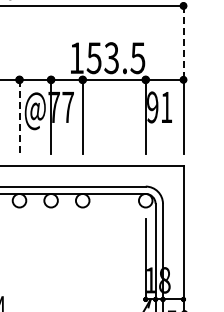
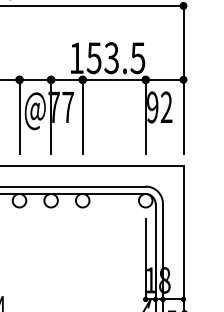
line: dashed -> solid (183, 42)
text: 91 -> 92 (166, 106)
line: dashed -> solid (19, 116)
